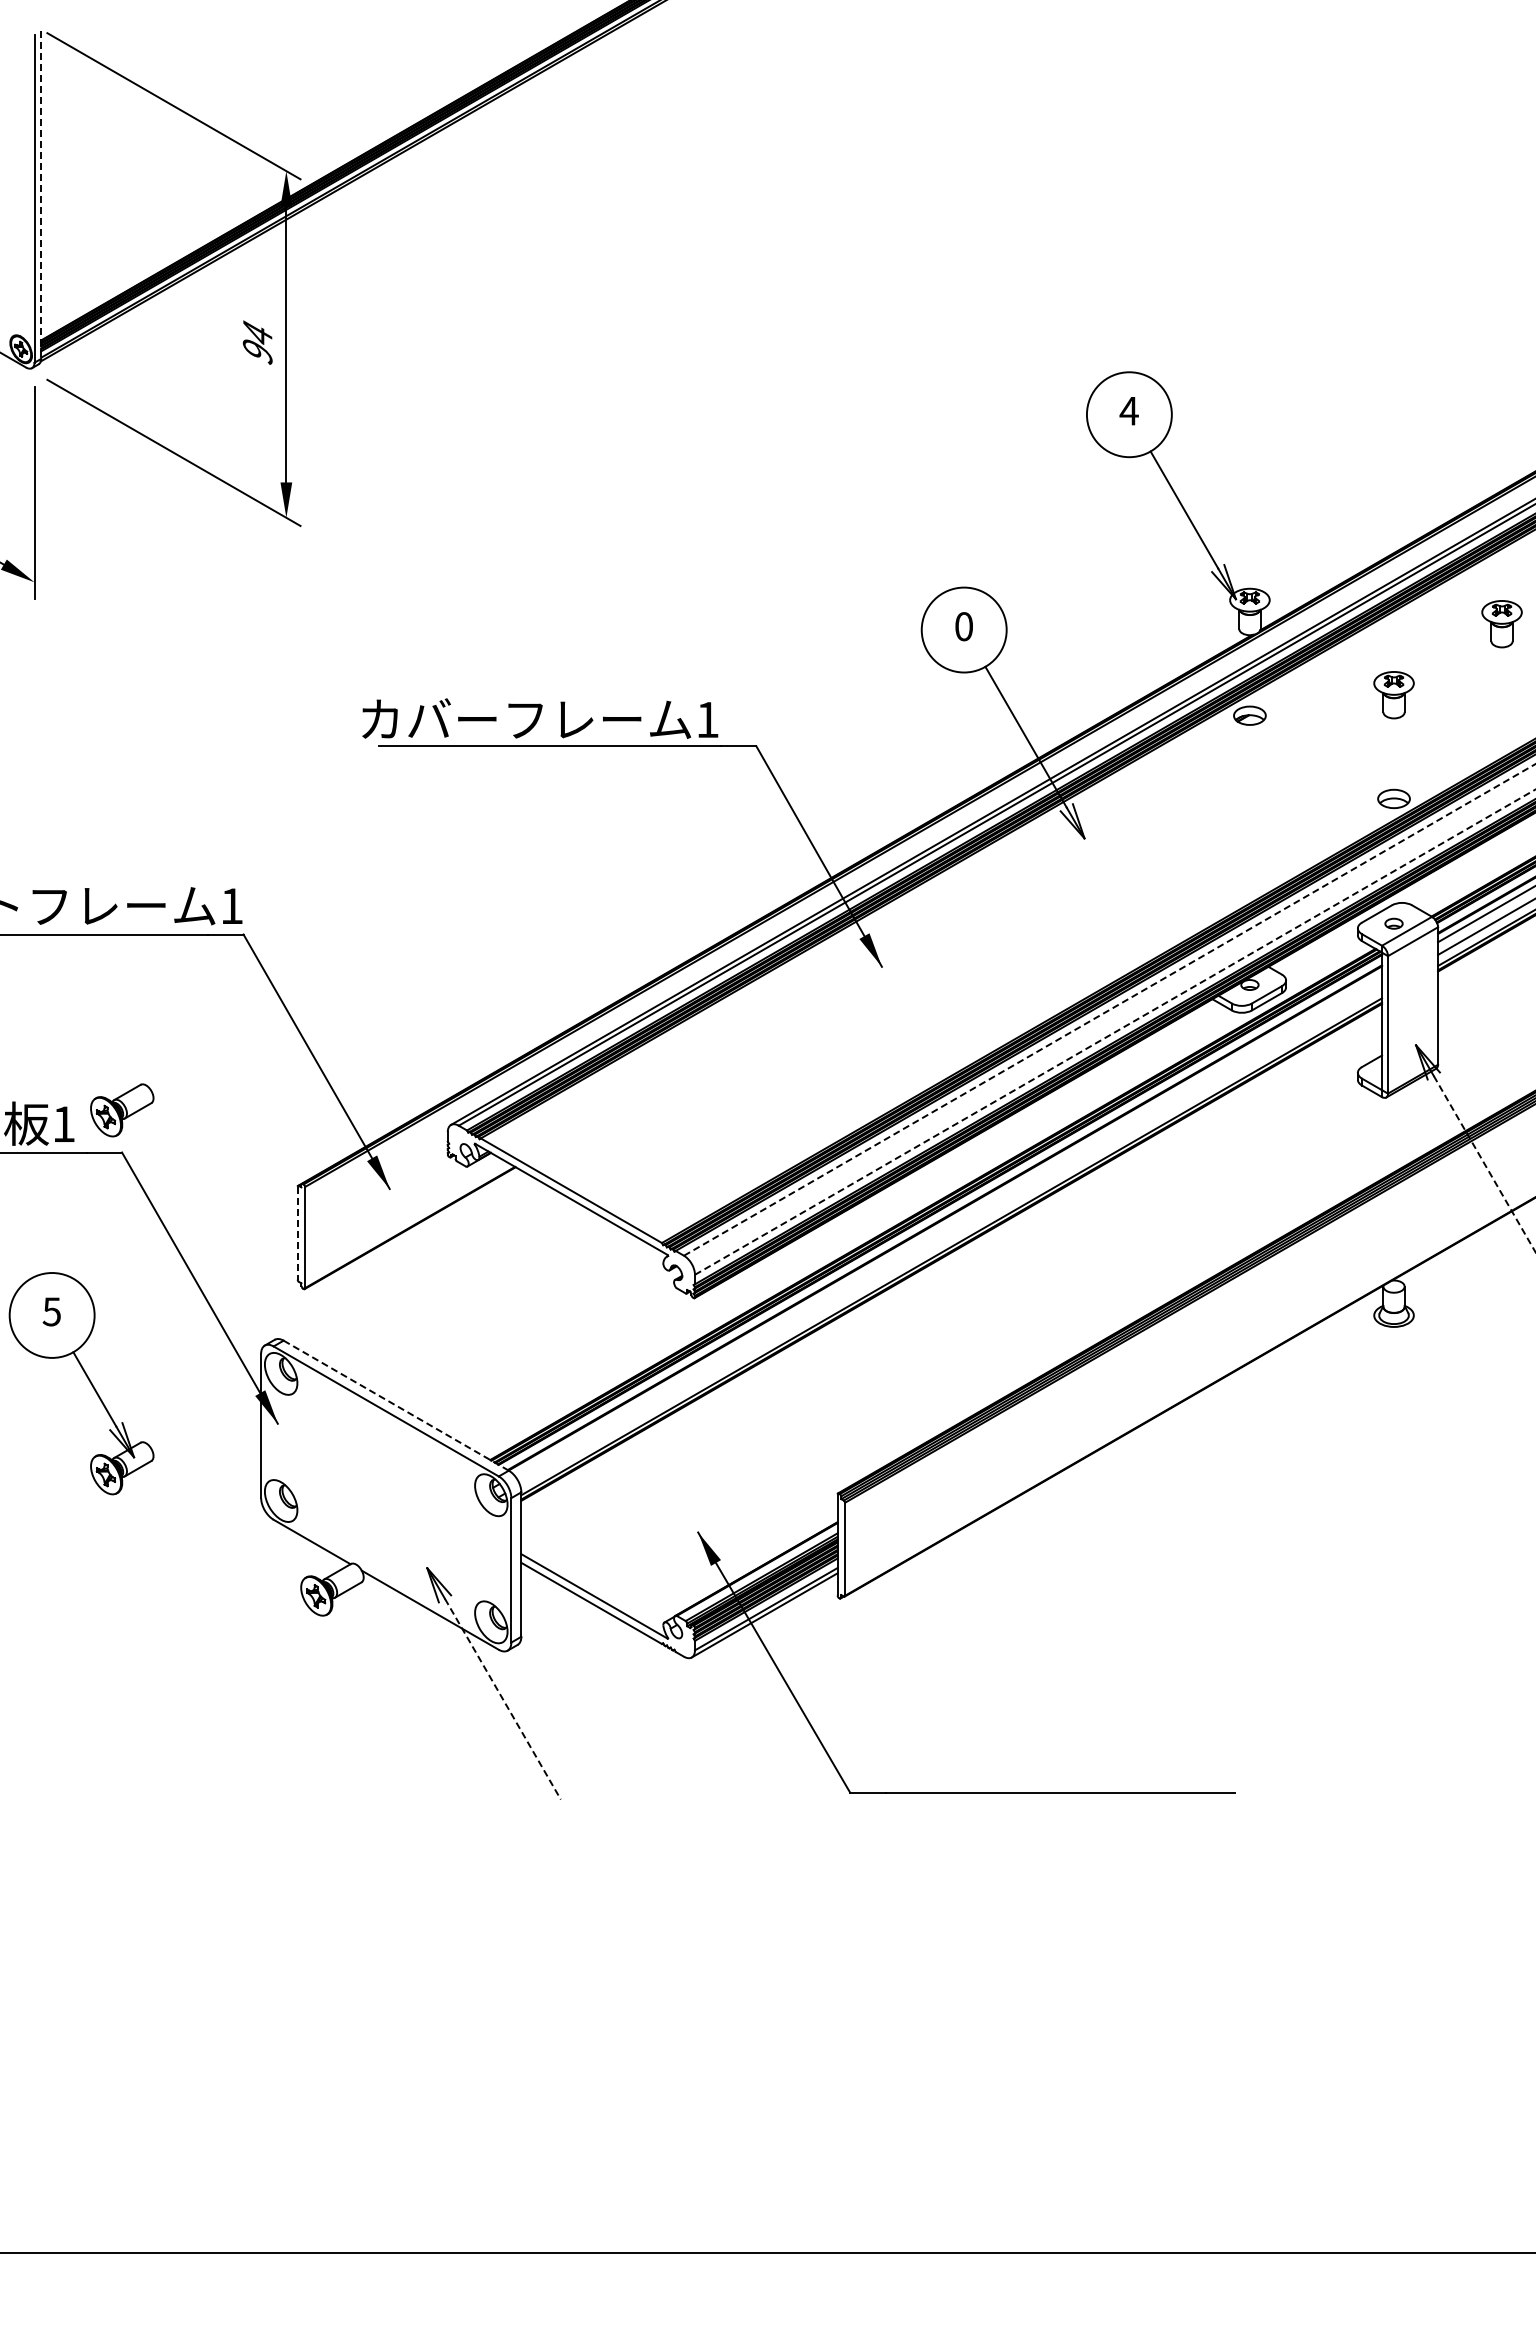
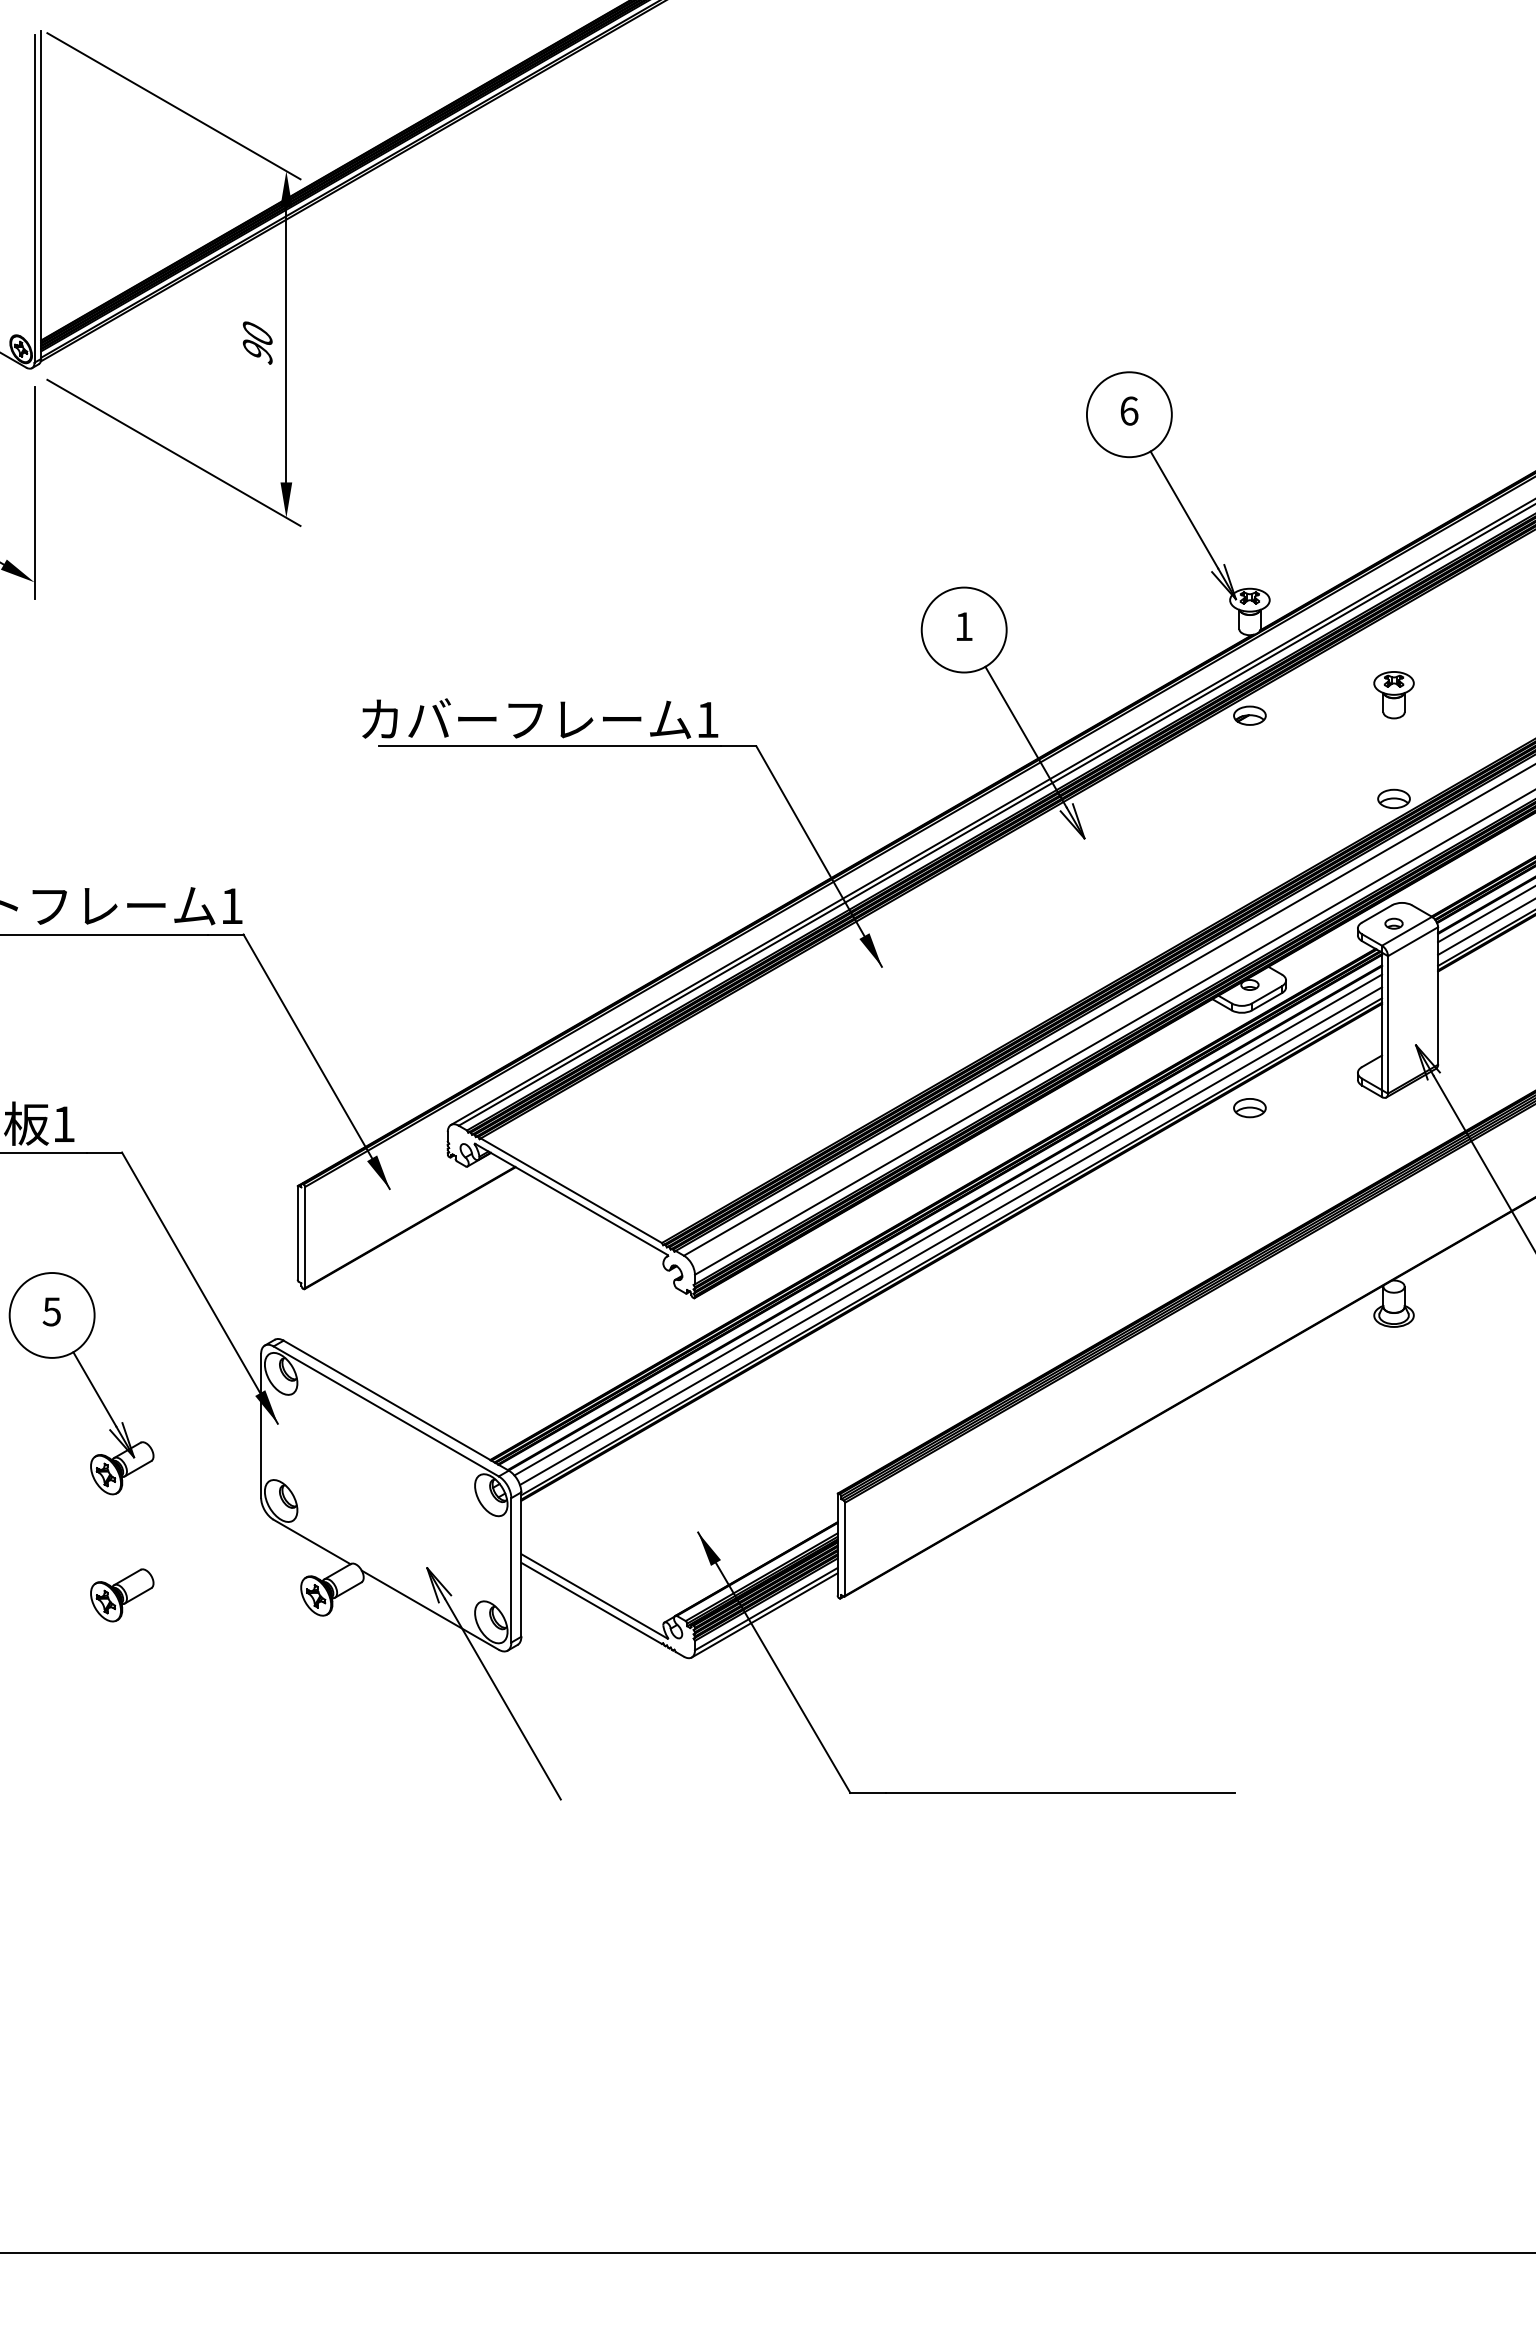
line: dashed -> solid (41, 195)
text: 94 -> 90 (257, 332)
text: 4 -> 6 (1128, 410)
part: present -> none (1501, 624)
text: 0 -> 1 (963, 626)
line: dashed -> solid (1109, 1009)
line: dashed -> solid (1115, 1031)
part: none -> present (1249, 1108)
part position: (122, 1110) -> (122, 1595) (122, 1595)
line: dashed -> solid (1484, 1164)
line: none -> present (948, 1224)
line: dashed -> solid (297, 1233)
line: none -> present (950, 1235)
line: dashed -> solid (396, 1405)
line: dashed -> solid (502, 1699)
